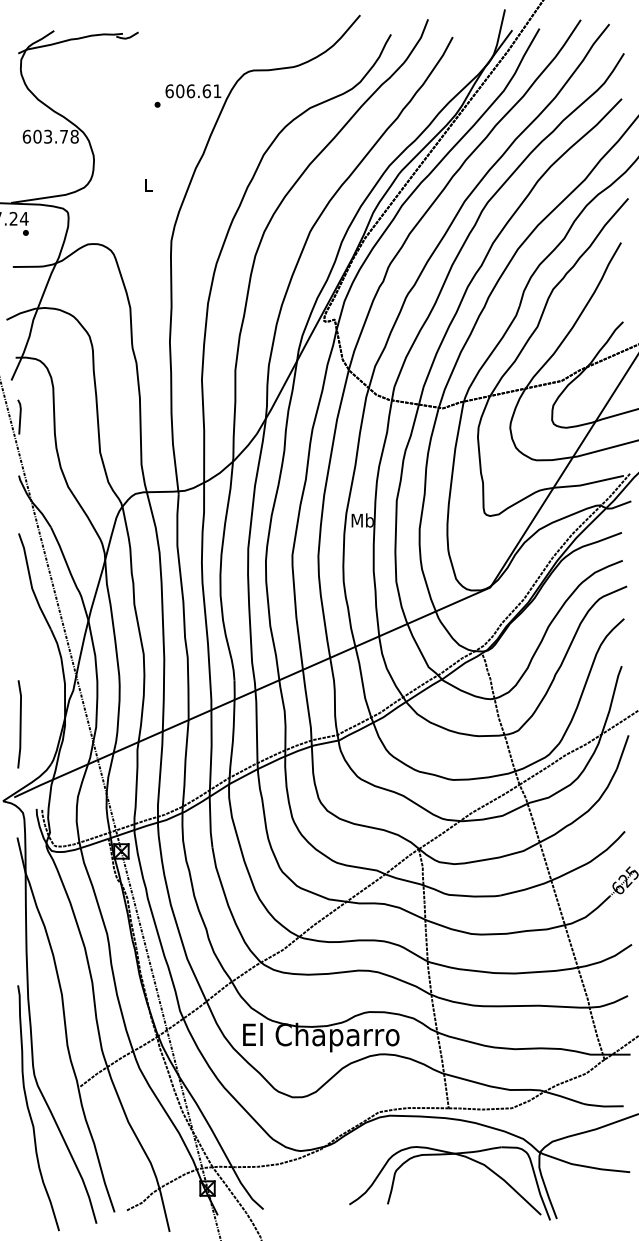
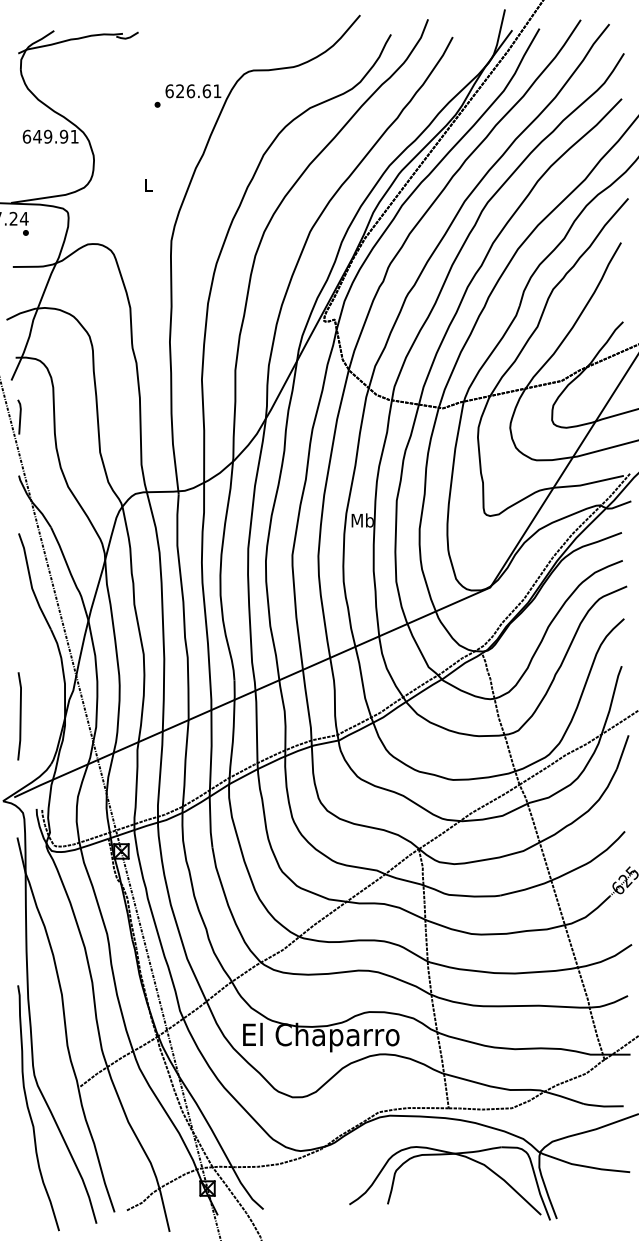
text: 606.61 -> 626.61 (180, 91)
text: 603.78 -> 649.91 (55, 136)
line position: (19, 724) -> (19, 716) (19, 716)
